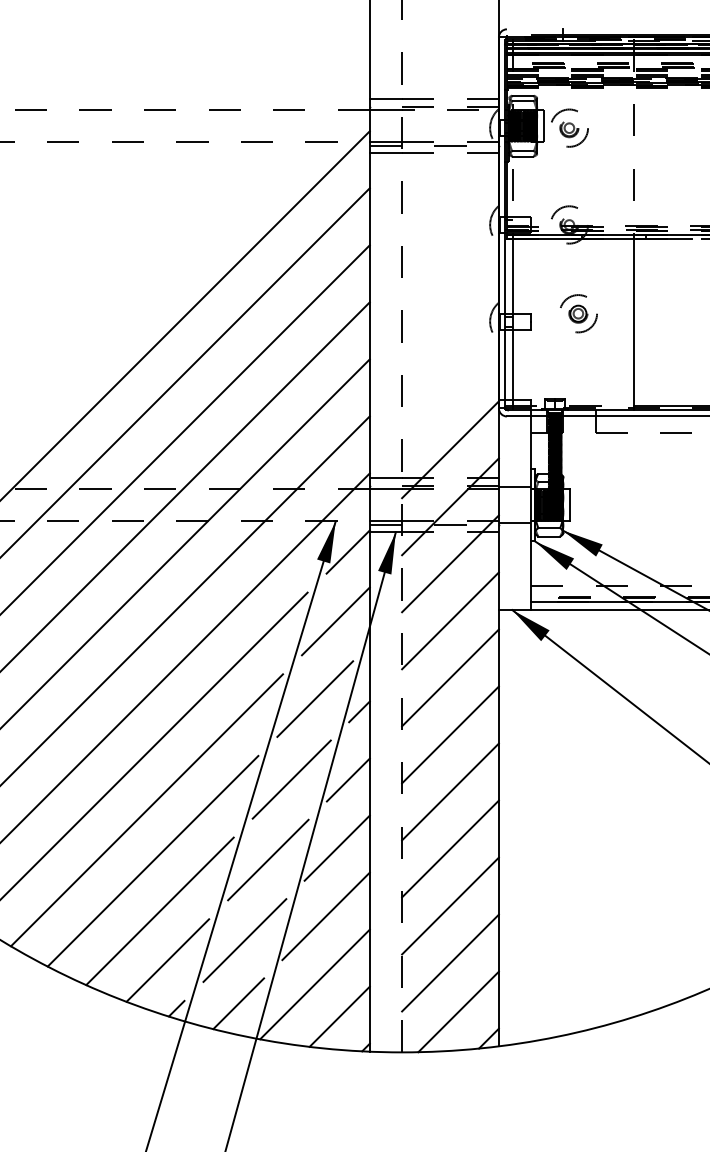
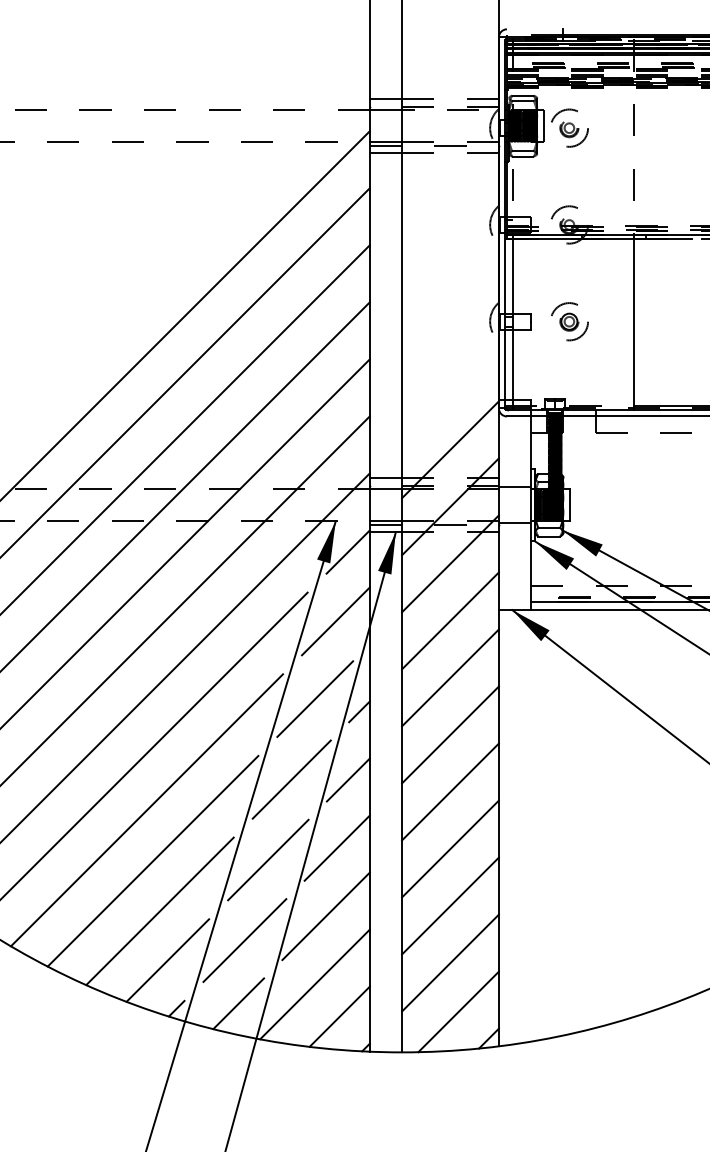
part position: (578, 313) -> (569, 321) (569, 321)
line: dashed -> solid (402, 526)
